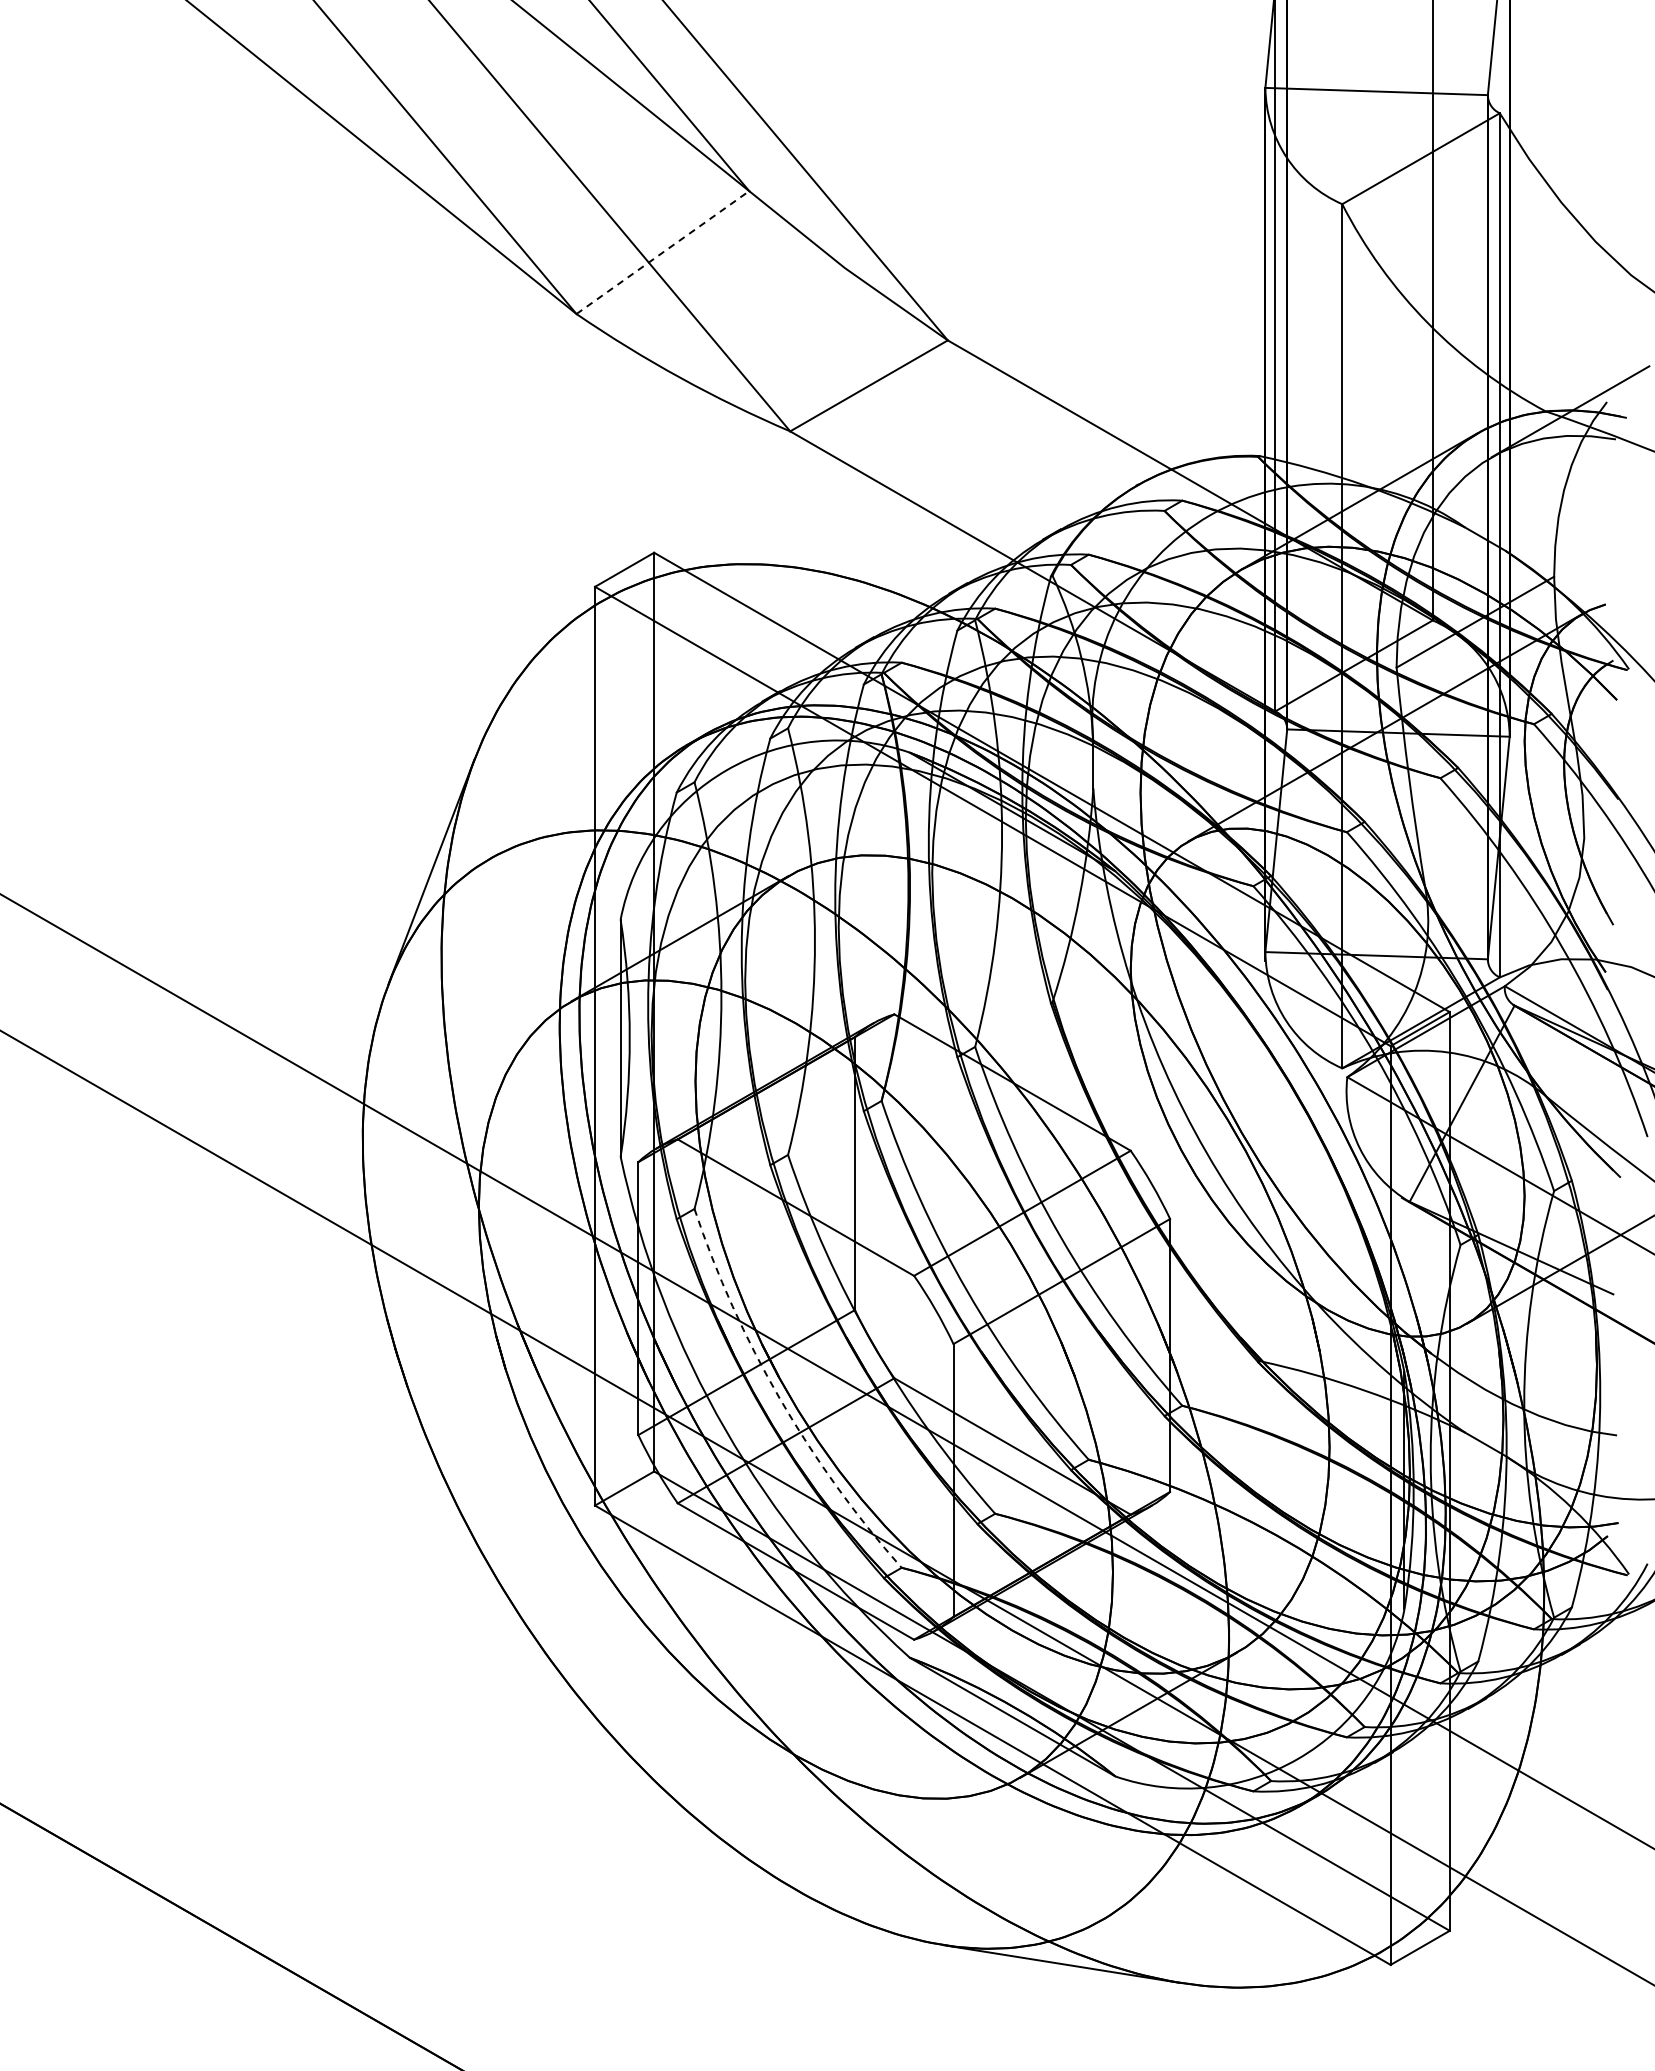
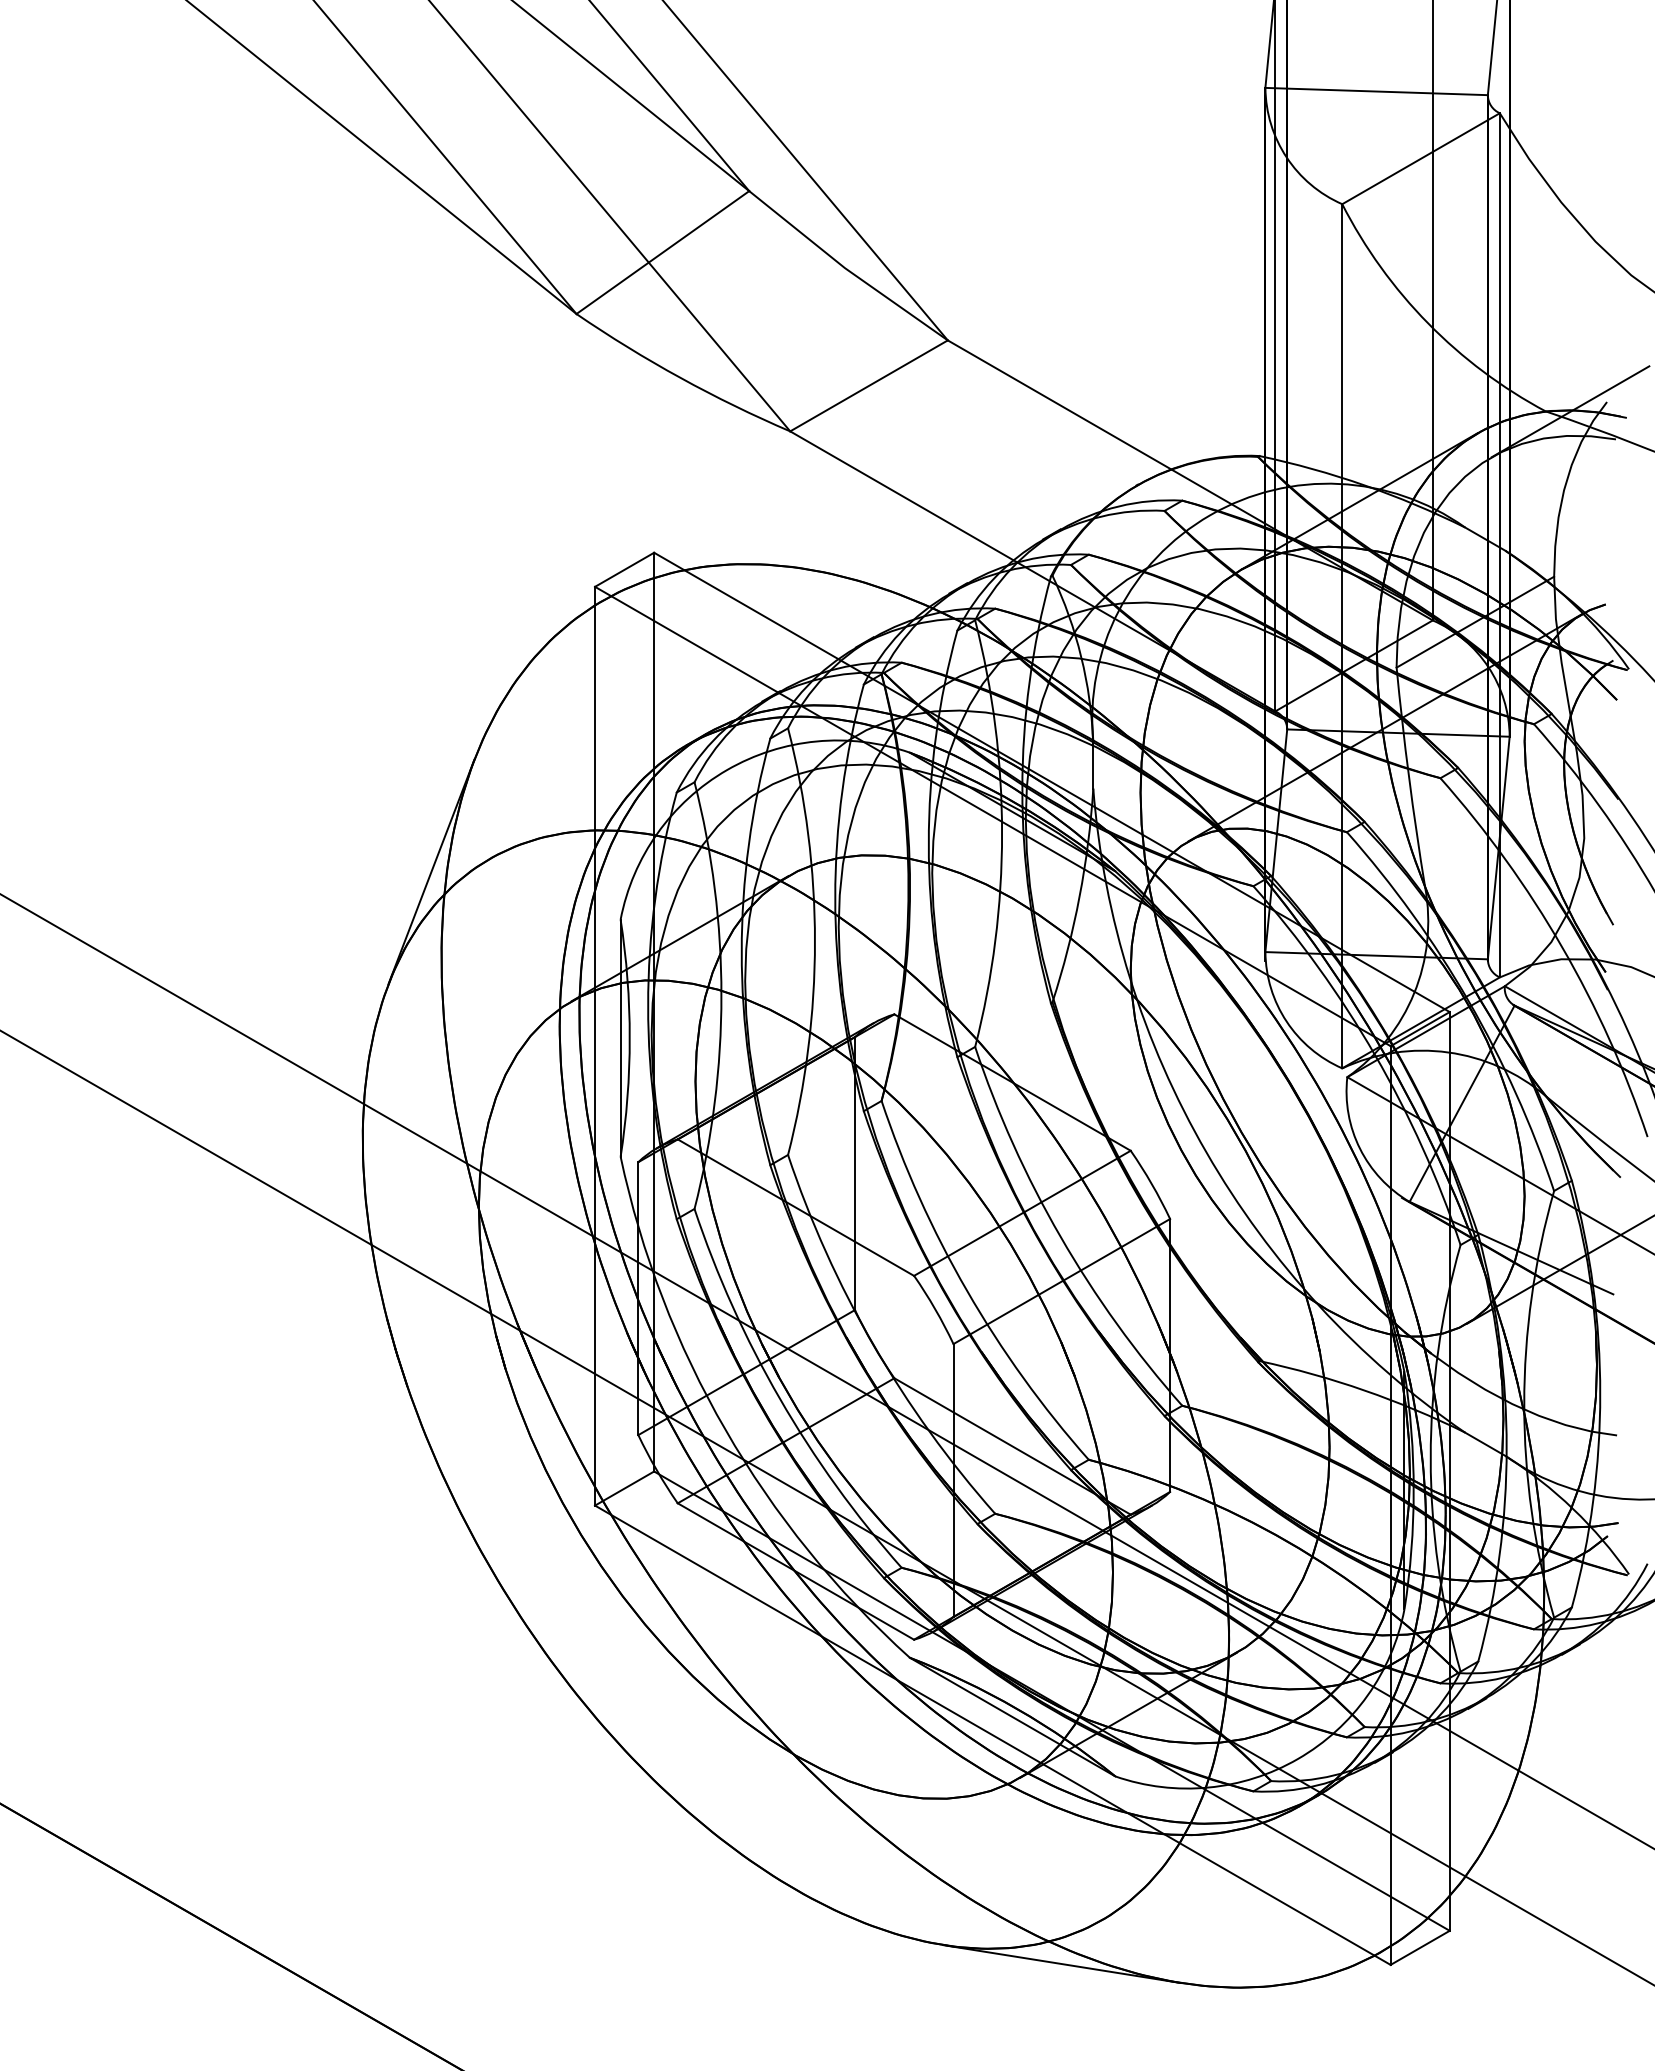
line: dashed -> solid (662, 252)
arc: dashed -> solid (779, 1398)
